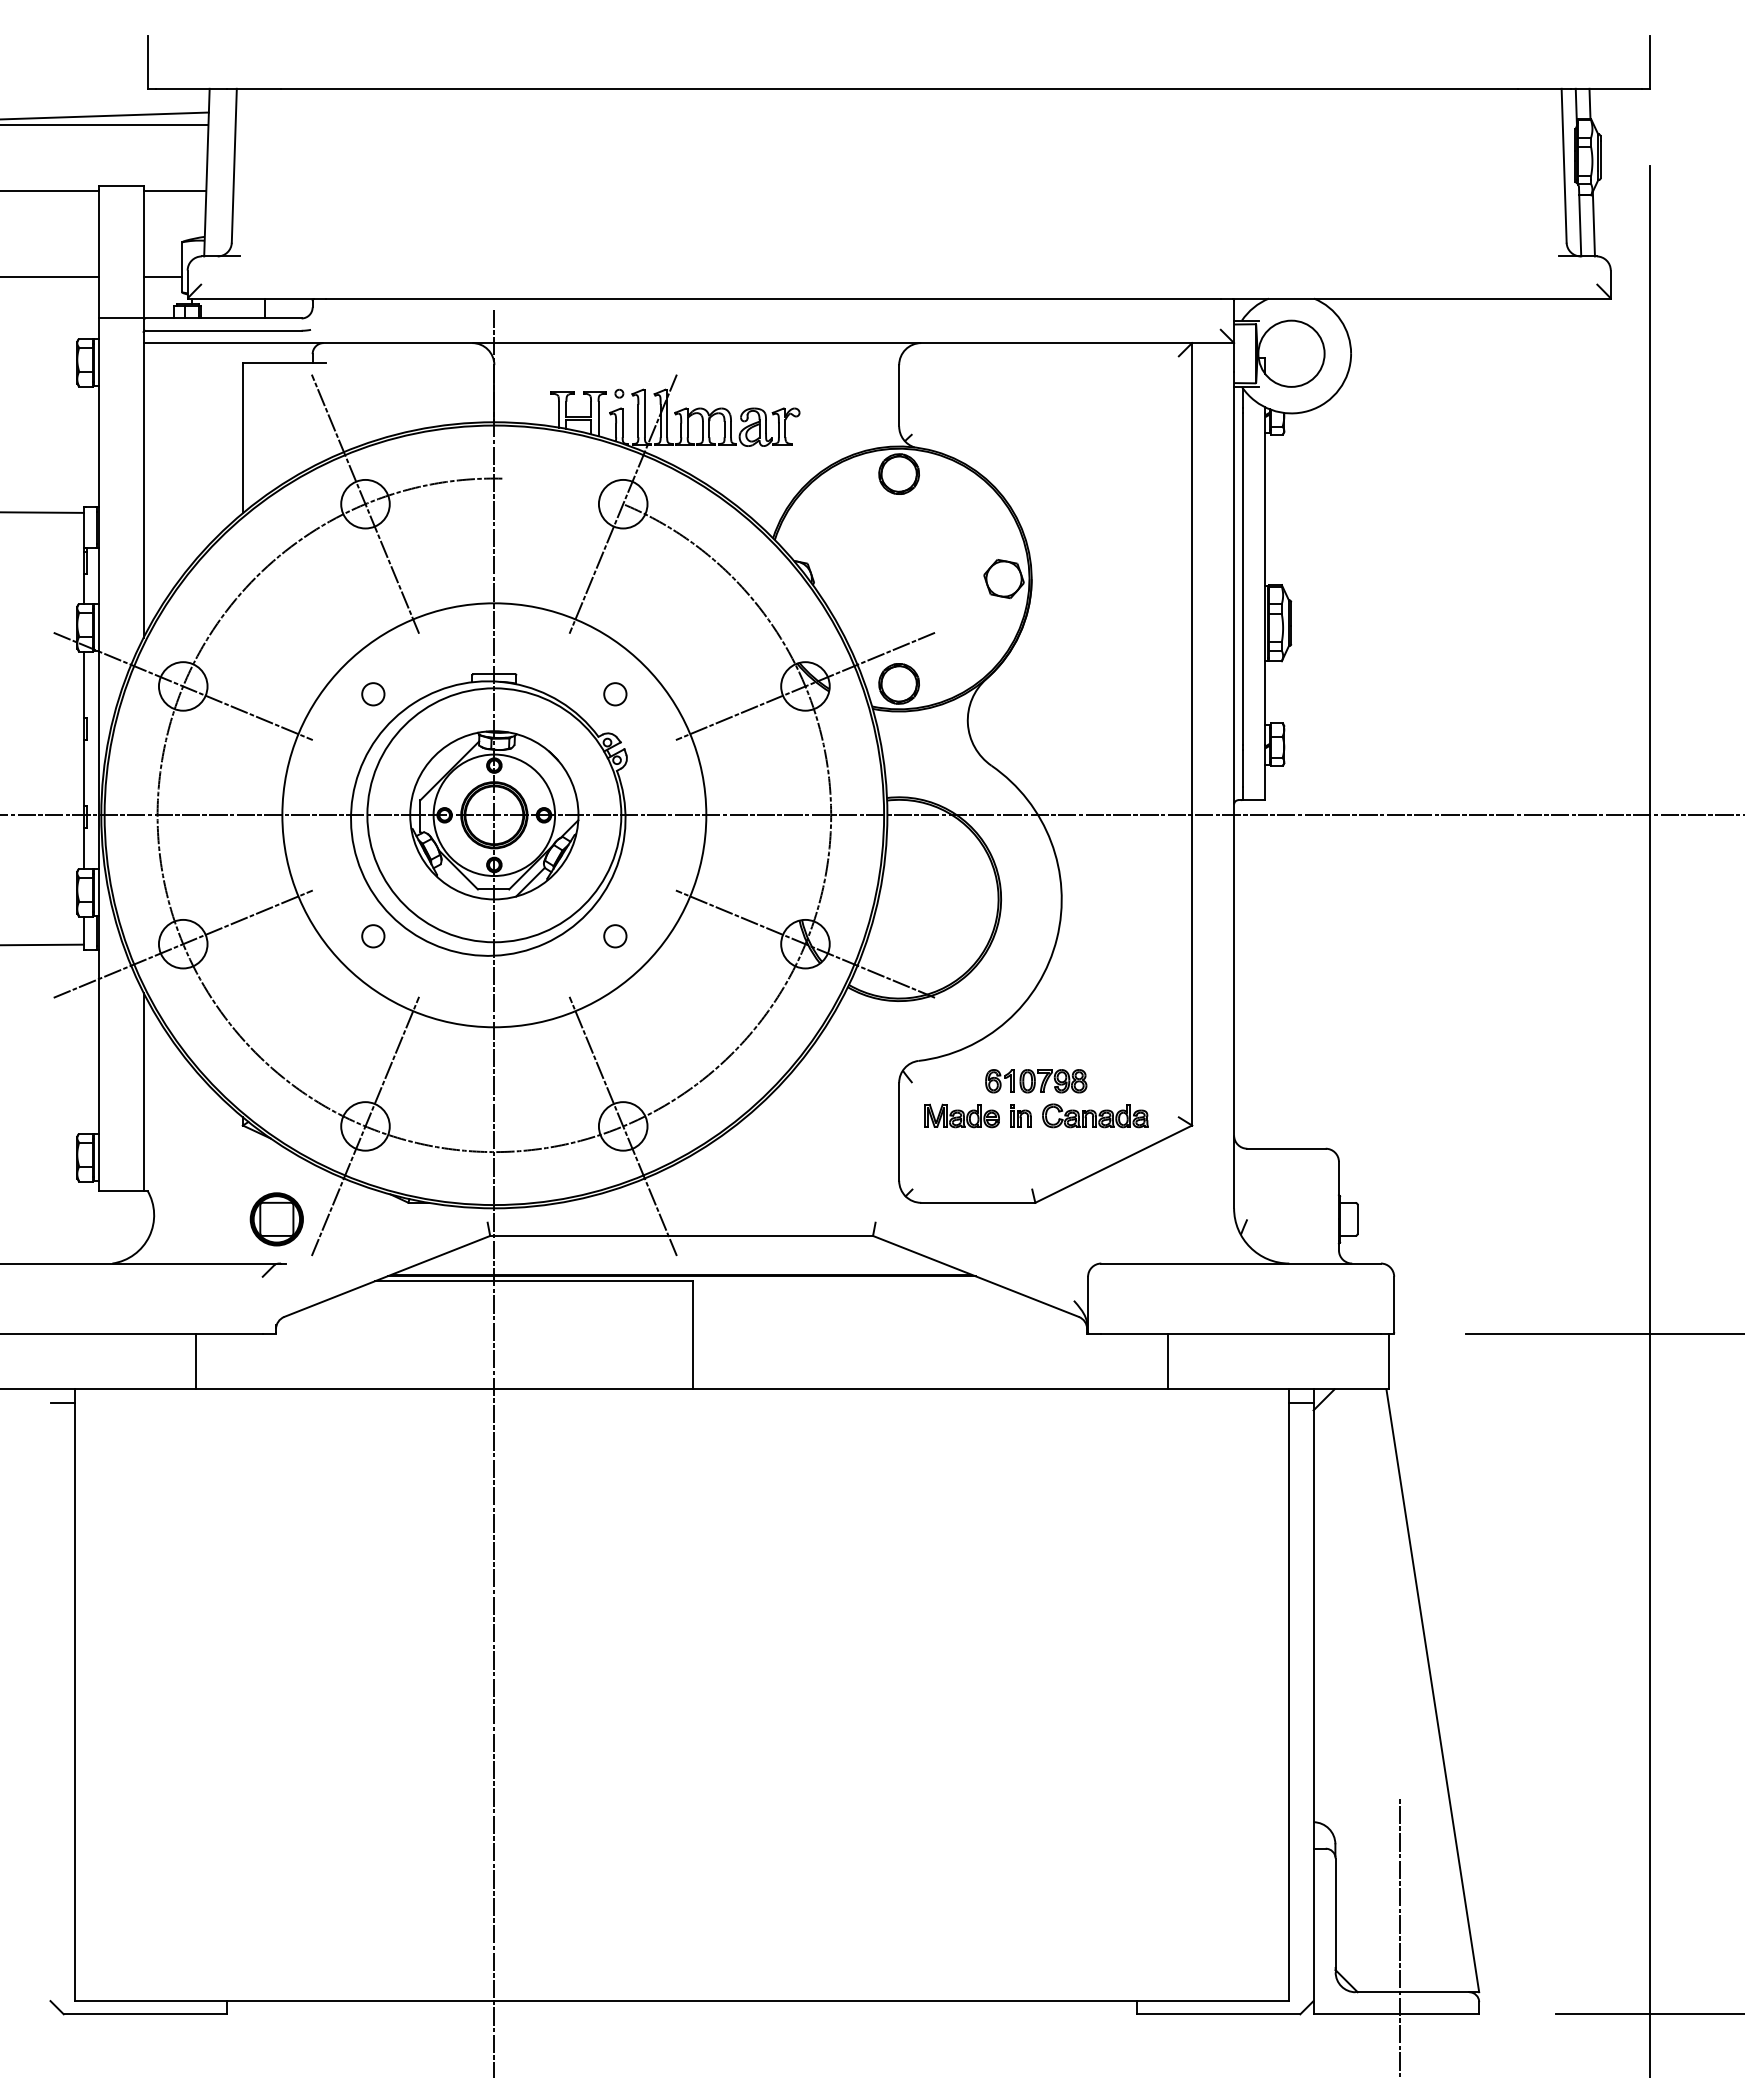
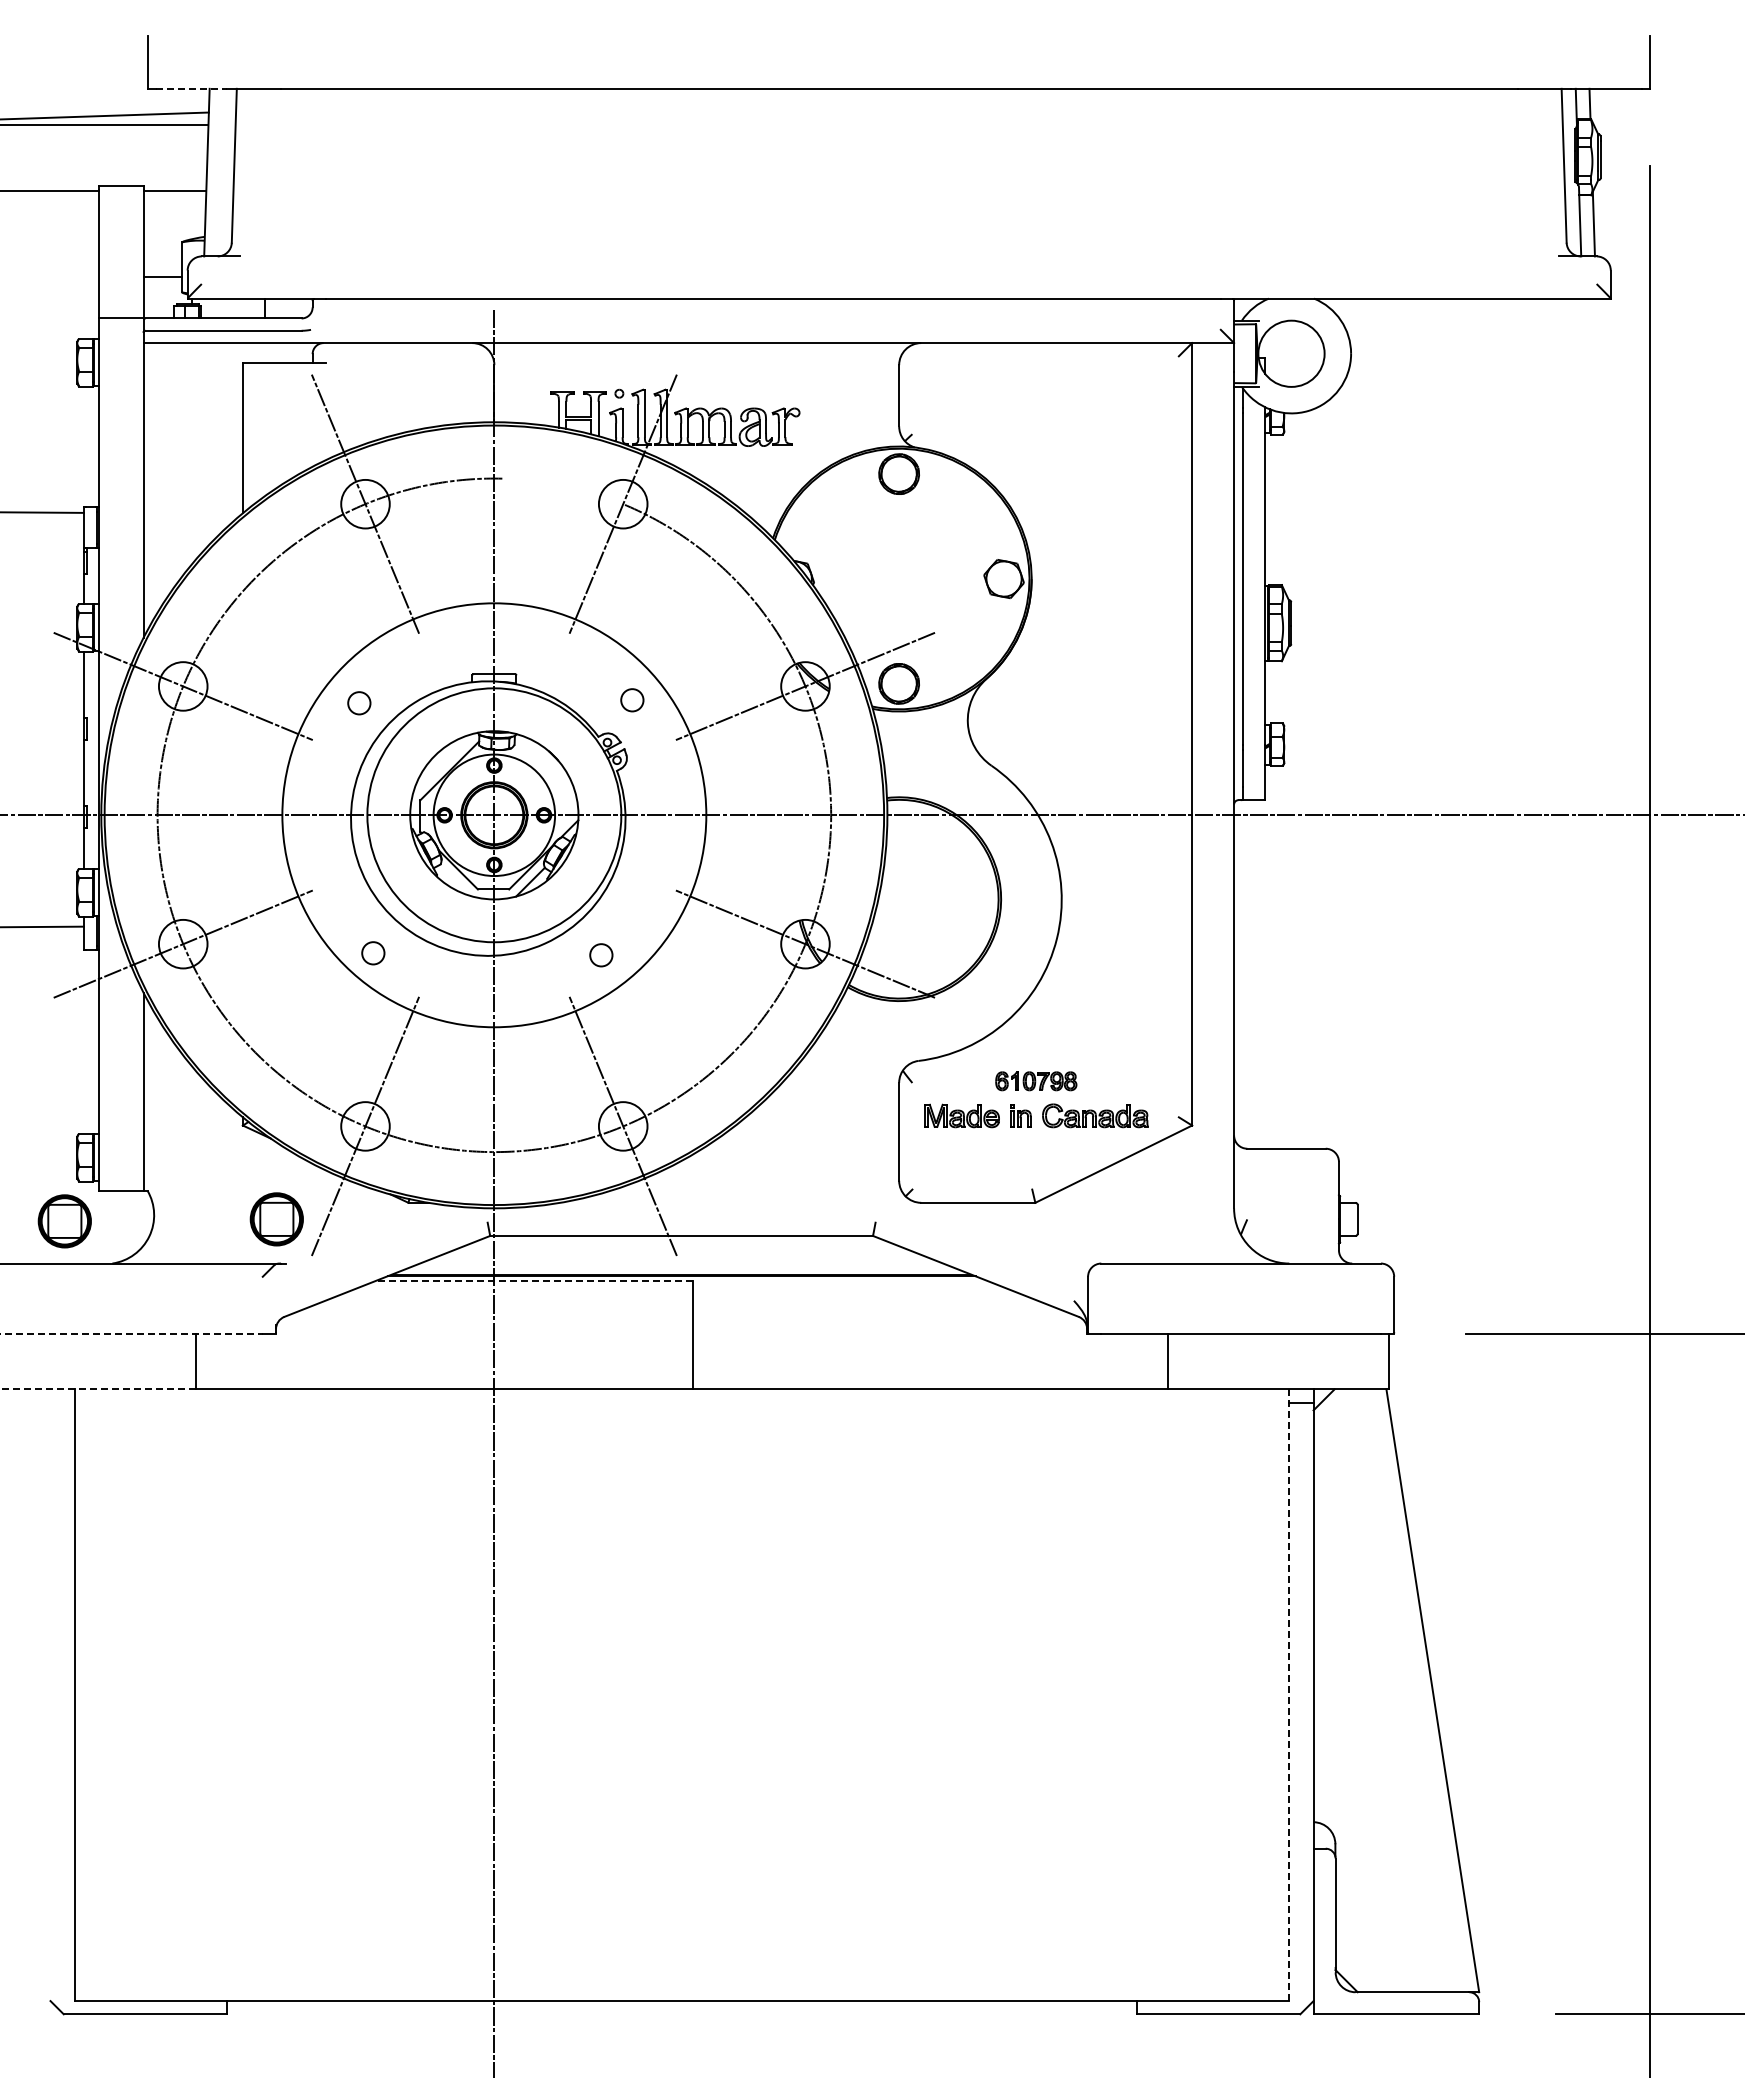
line: solid -> dashed (191, 88)
line: present -> none (50, 276)
circle position: (373, 694) -> (359, 703) (359, 703)
circle position: (615, 694) -> (632, 700) (632, 700)
circle position: (373, 936) -> (373, 953) (373, 953)
circle position: (615, 936) -> (601, 955) (601, 955)
line position: (42, 944) -> (42, 926) (42, 926)
part size: 103x25 px -> 83x21 px (1036, 1081)
part: none -> present (64, 1221)
line: solid -> dashed (534, 1281)
line: solid -> dashed (131, 1334)
line: solid -> dashed (98, 1389)
line: present -> none (62, 1402)
line: solid -> dashed (1289, 1695)
line: present -> none (1399, 1936)
